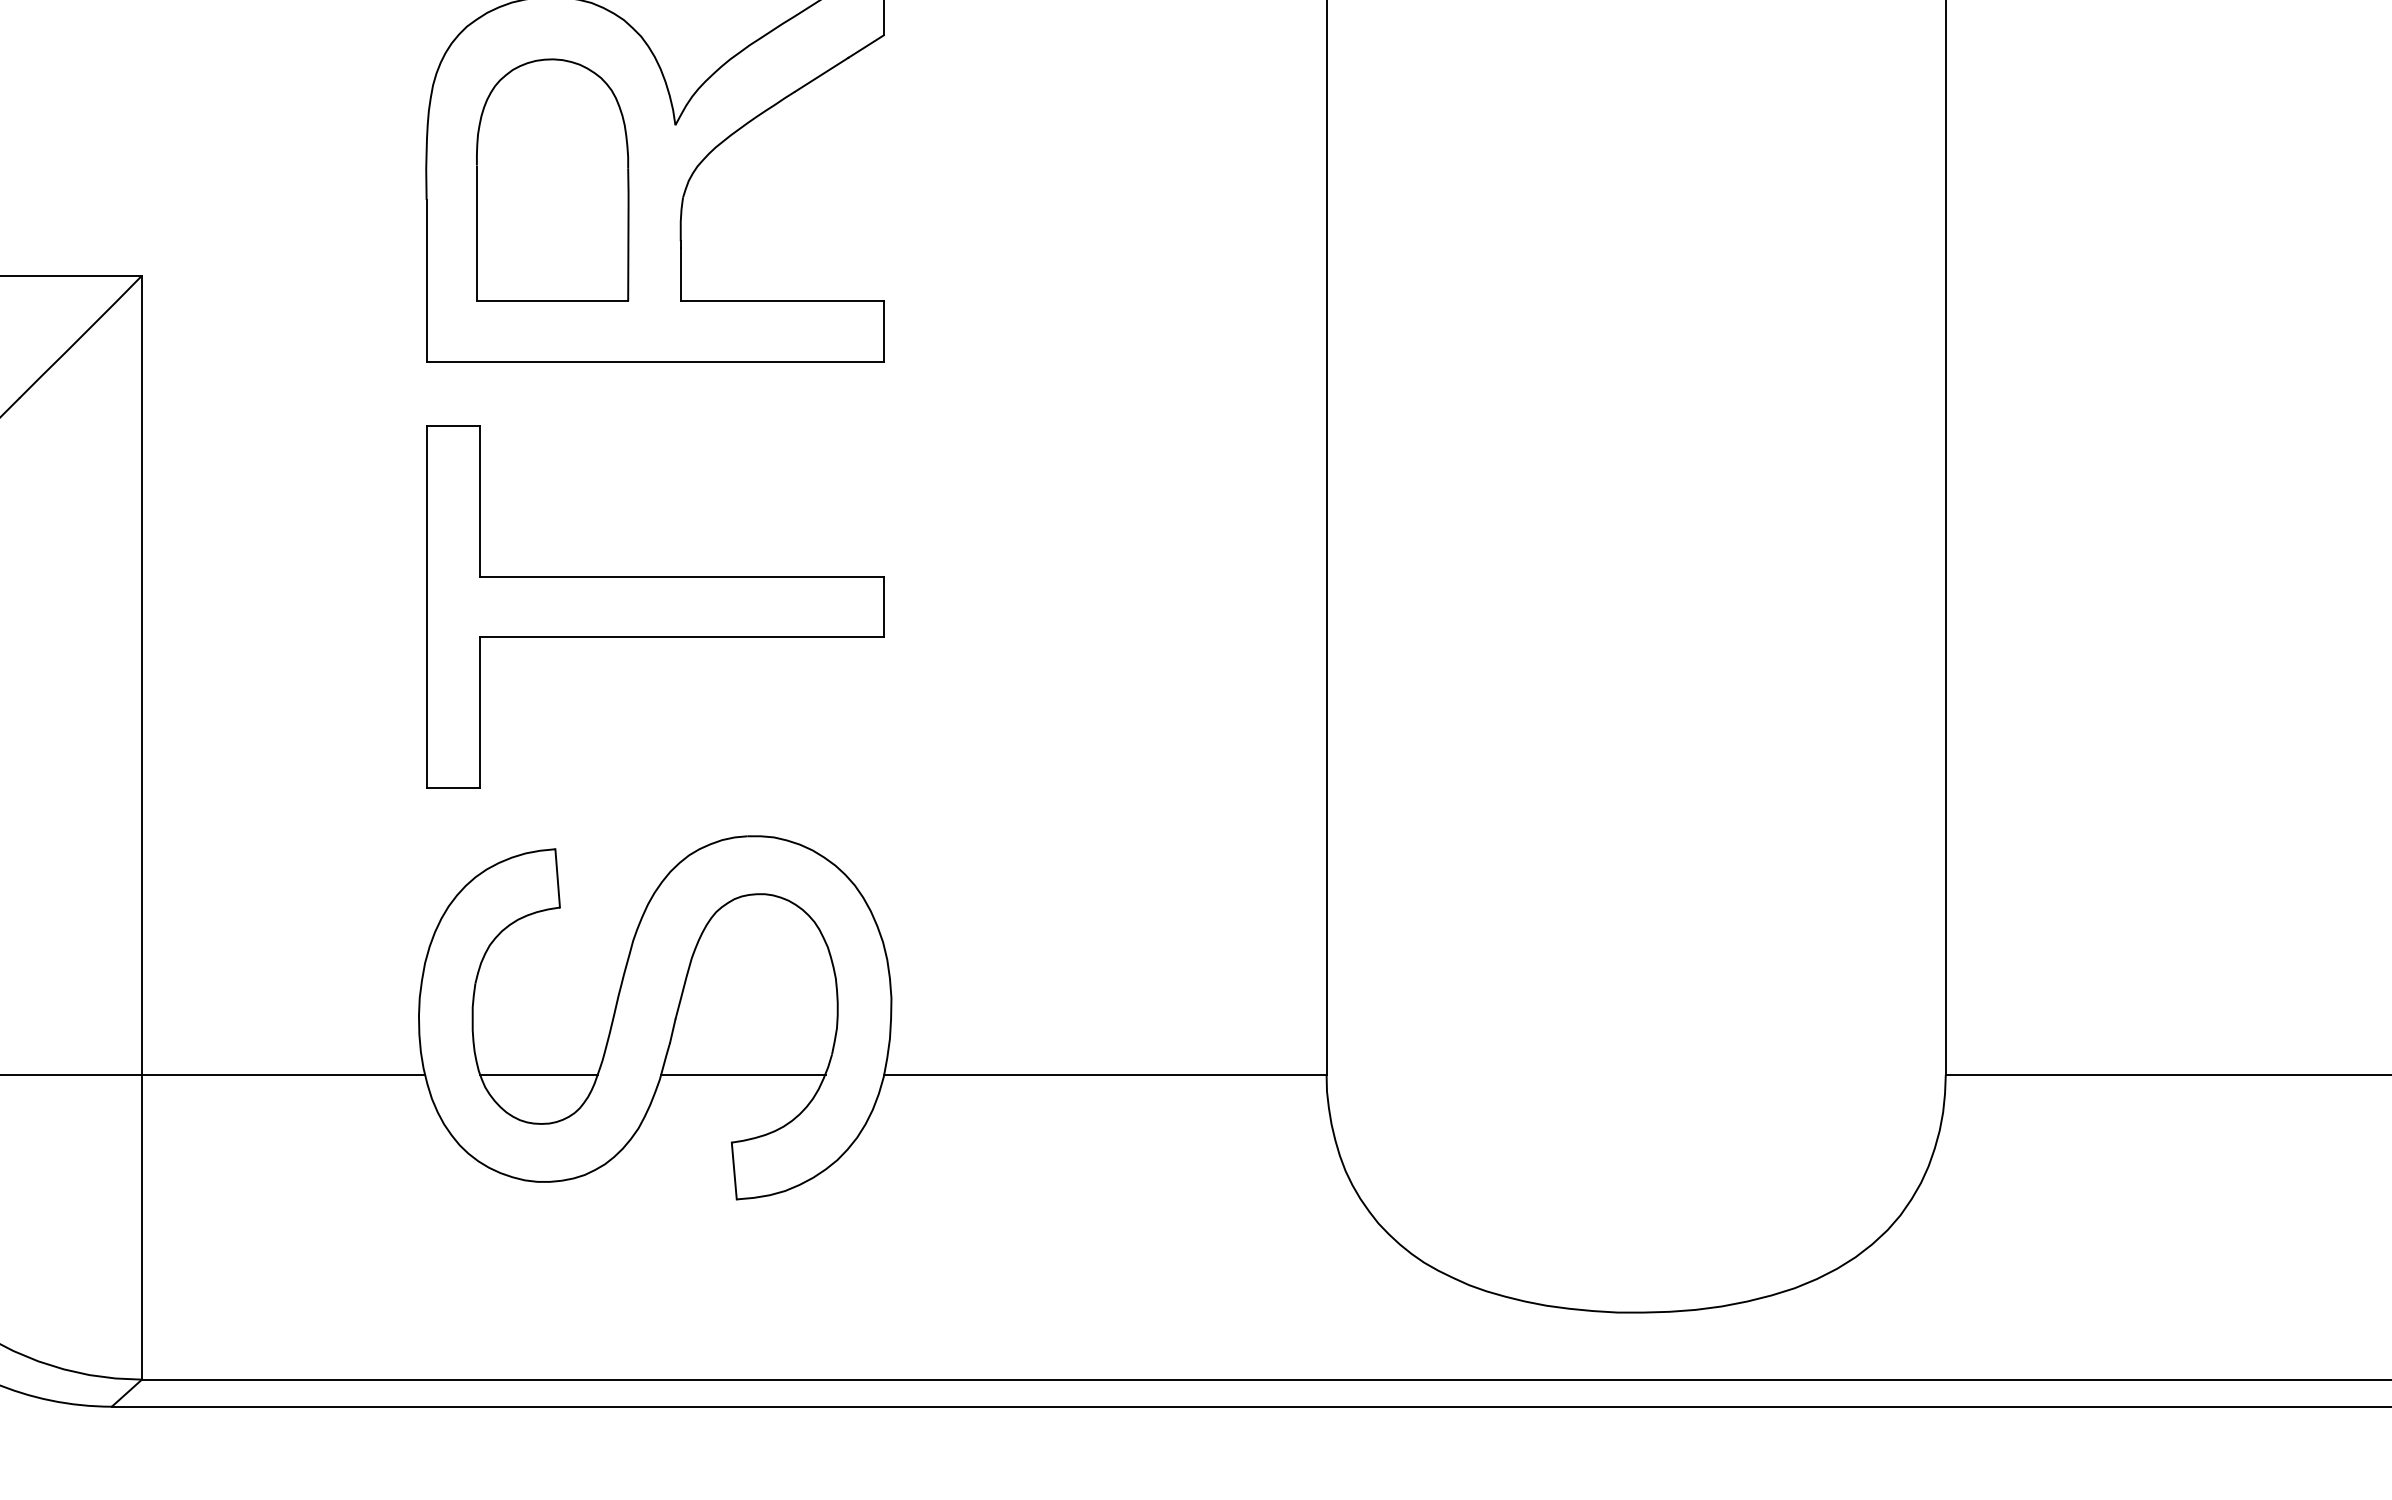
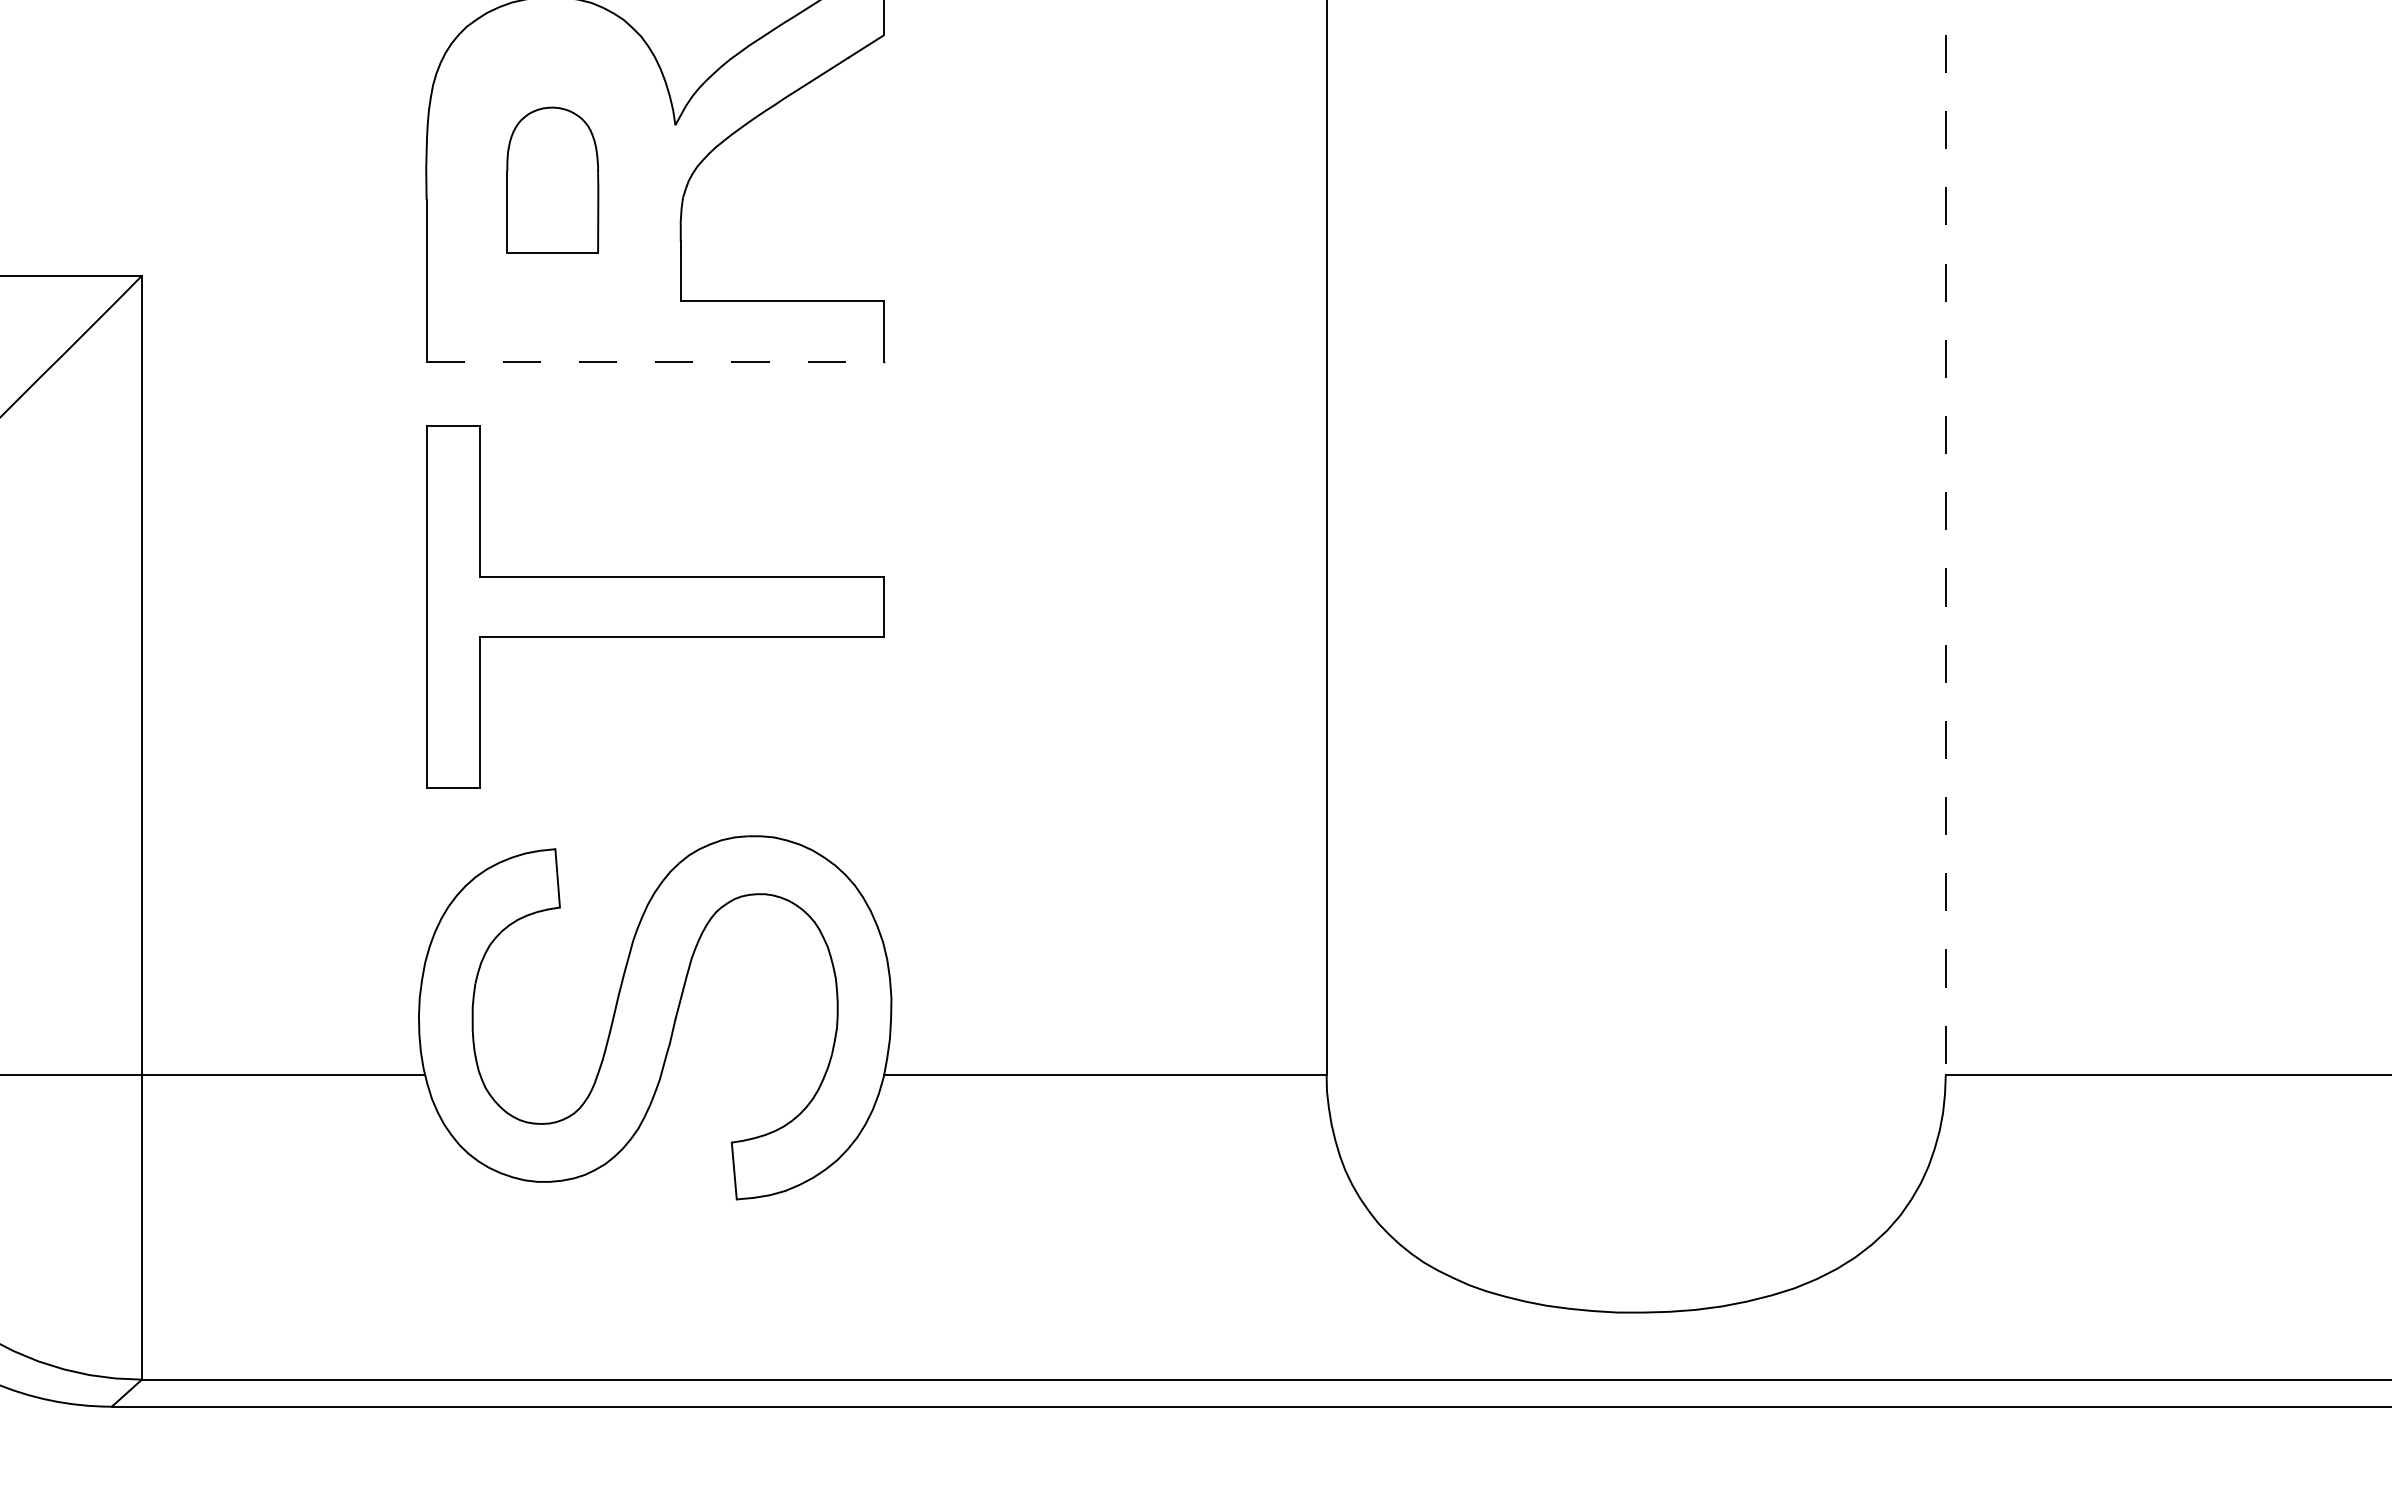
part size: 154x244 px -> 94x148 px (552, 179)
line: solid -> dashed (655, 362)
line: solid -> dashed (1945, 537)
line: present -> none (538, 1074)
line: present -> none (742, 1074)
